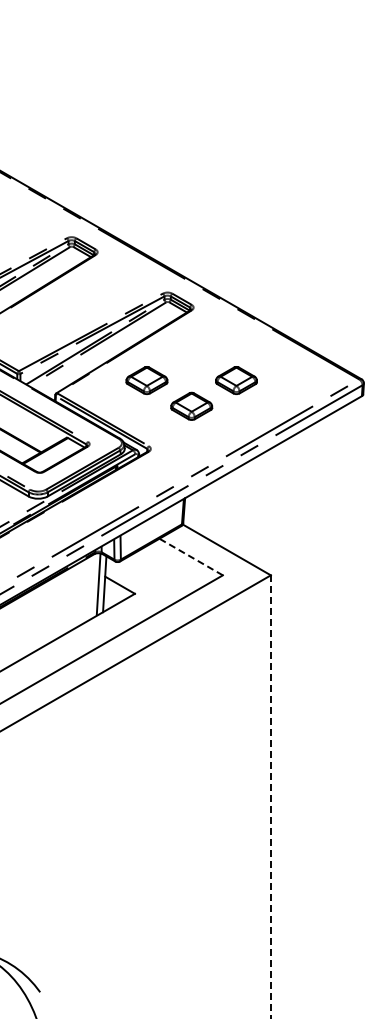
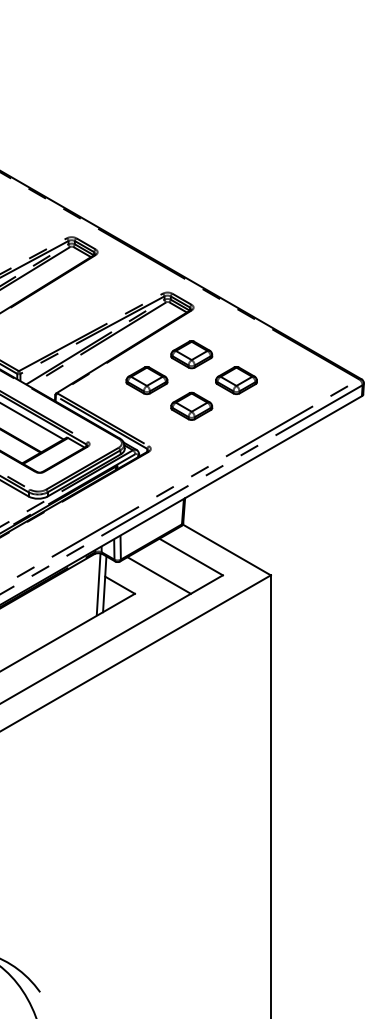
part: none -> present (191, 354)
line: none -> present (32, 421)
line: dashed -> solid (191, 557)
line: none -> present (158, 575)
line: dashed -> solid (270, 797)
